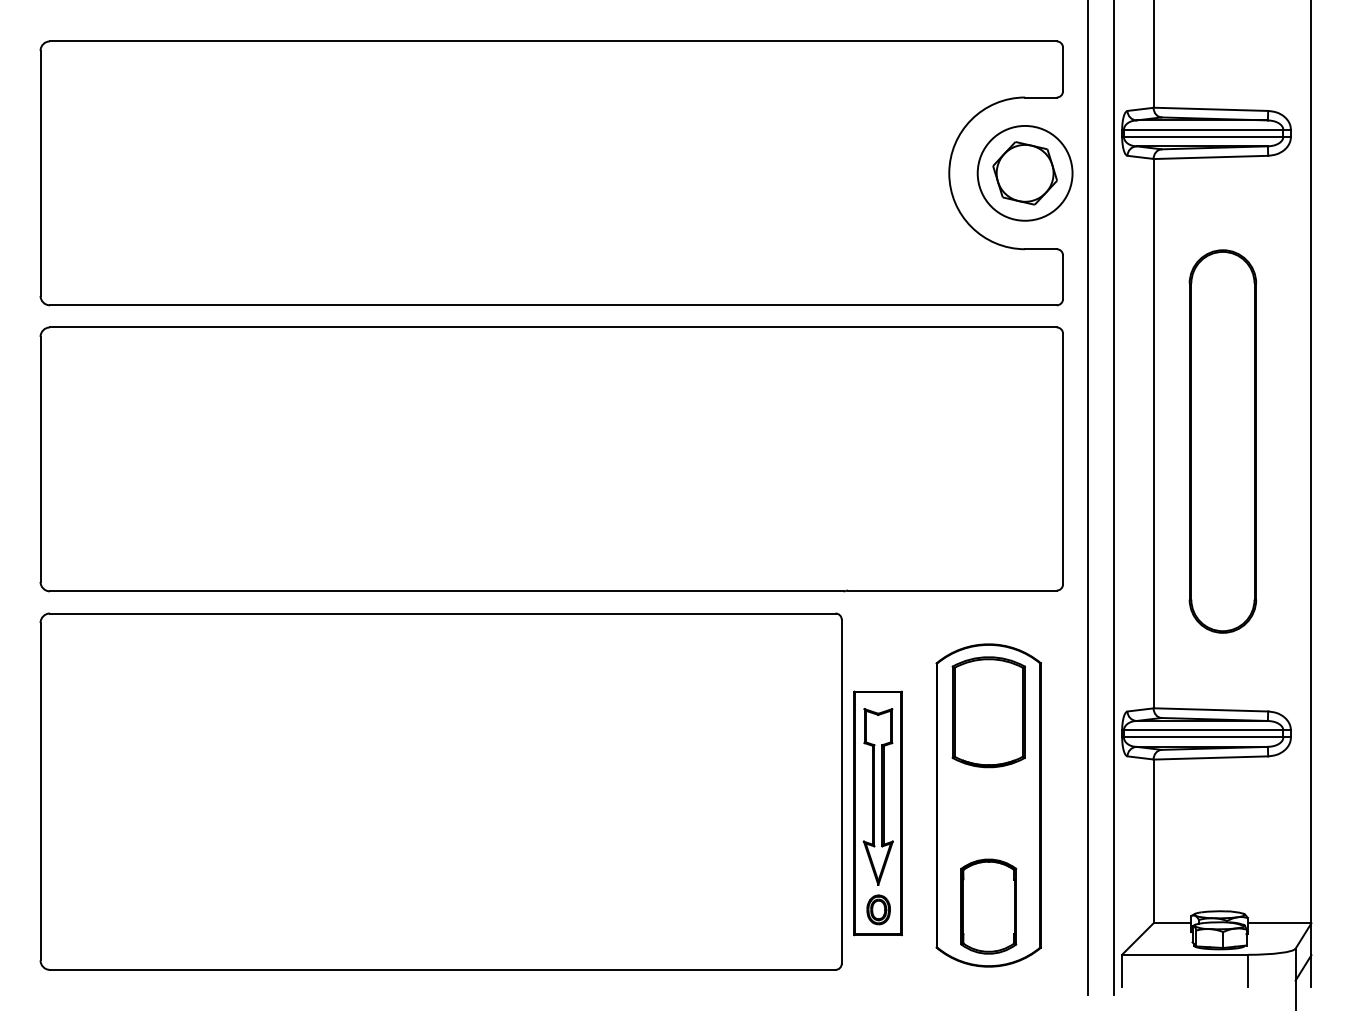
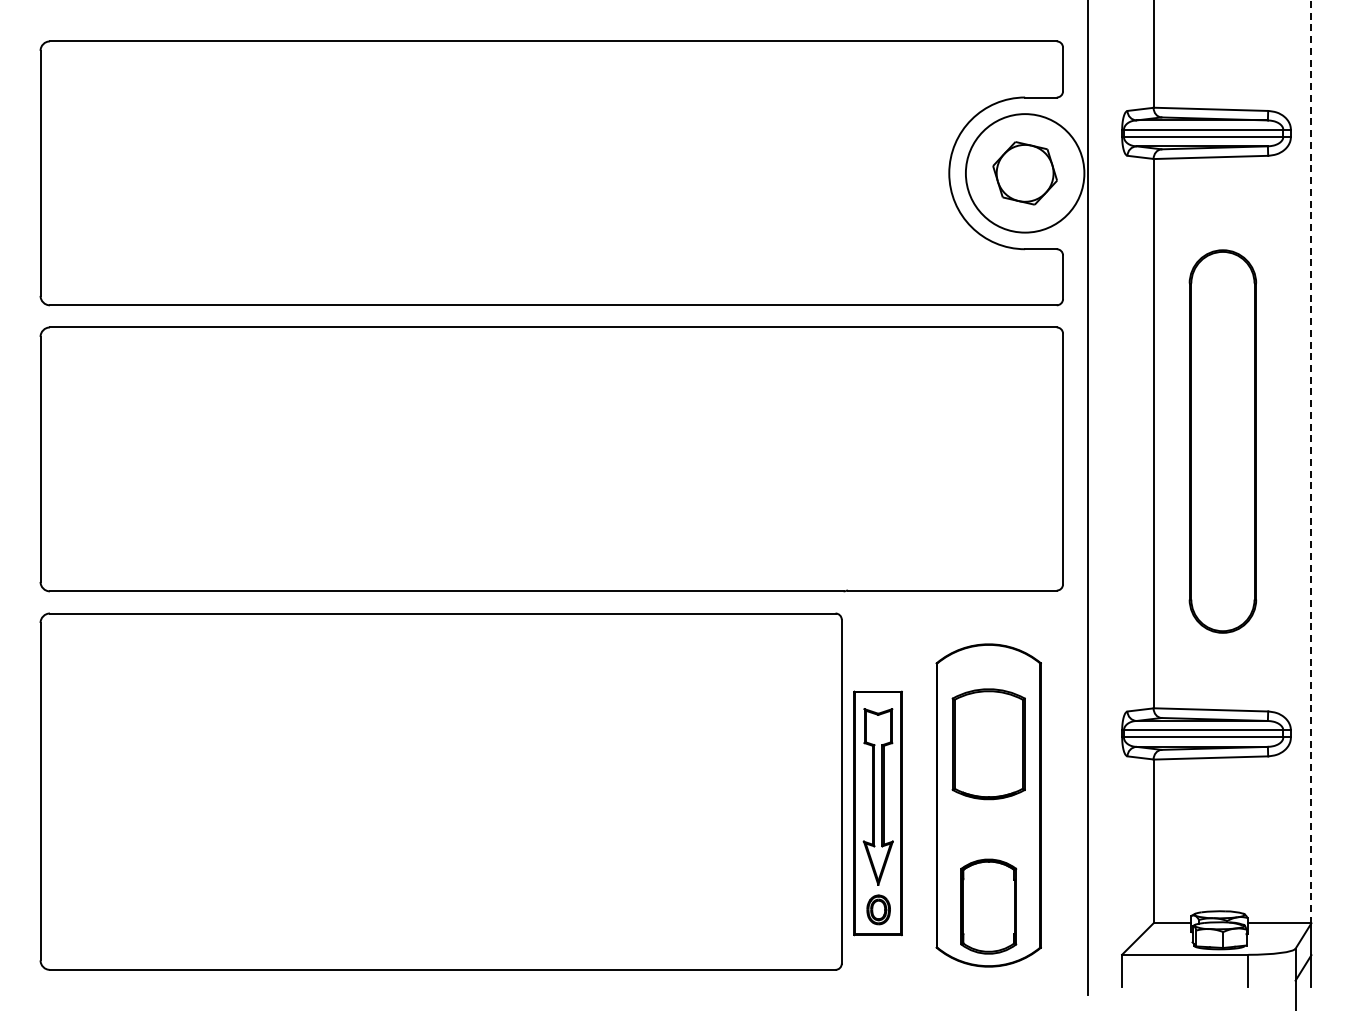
circle diameter: 95 px -> 119 px (1024, 173)
line: solid -> dashed (1311, 462)
line: present -> none (1113, 498)
part position: (988, 712) -> (988, 744) (988, 744)
